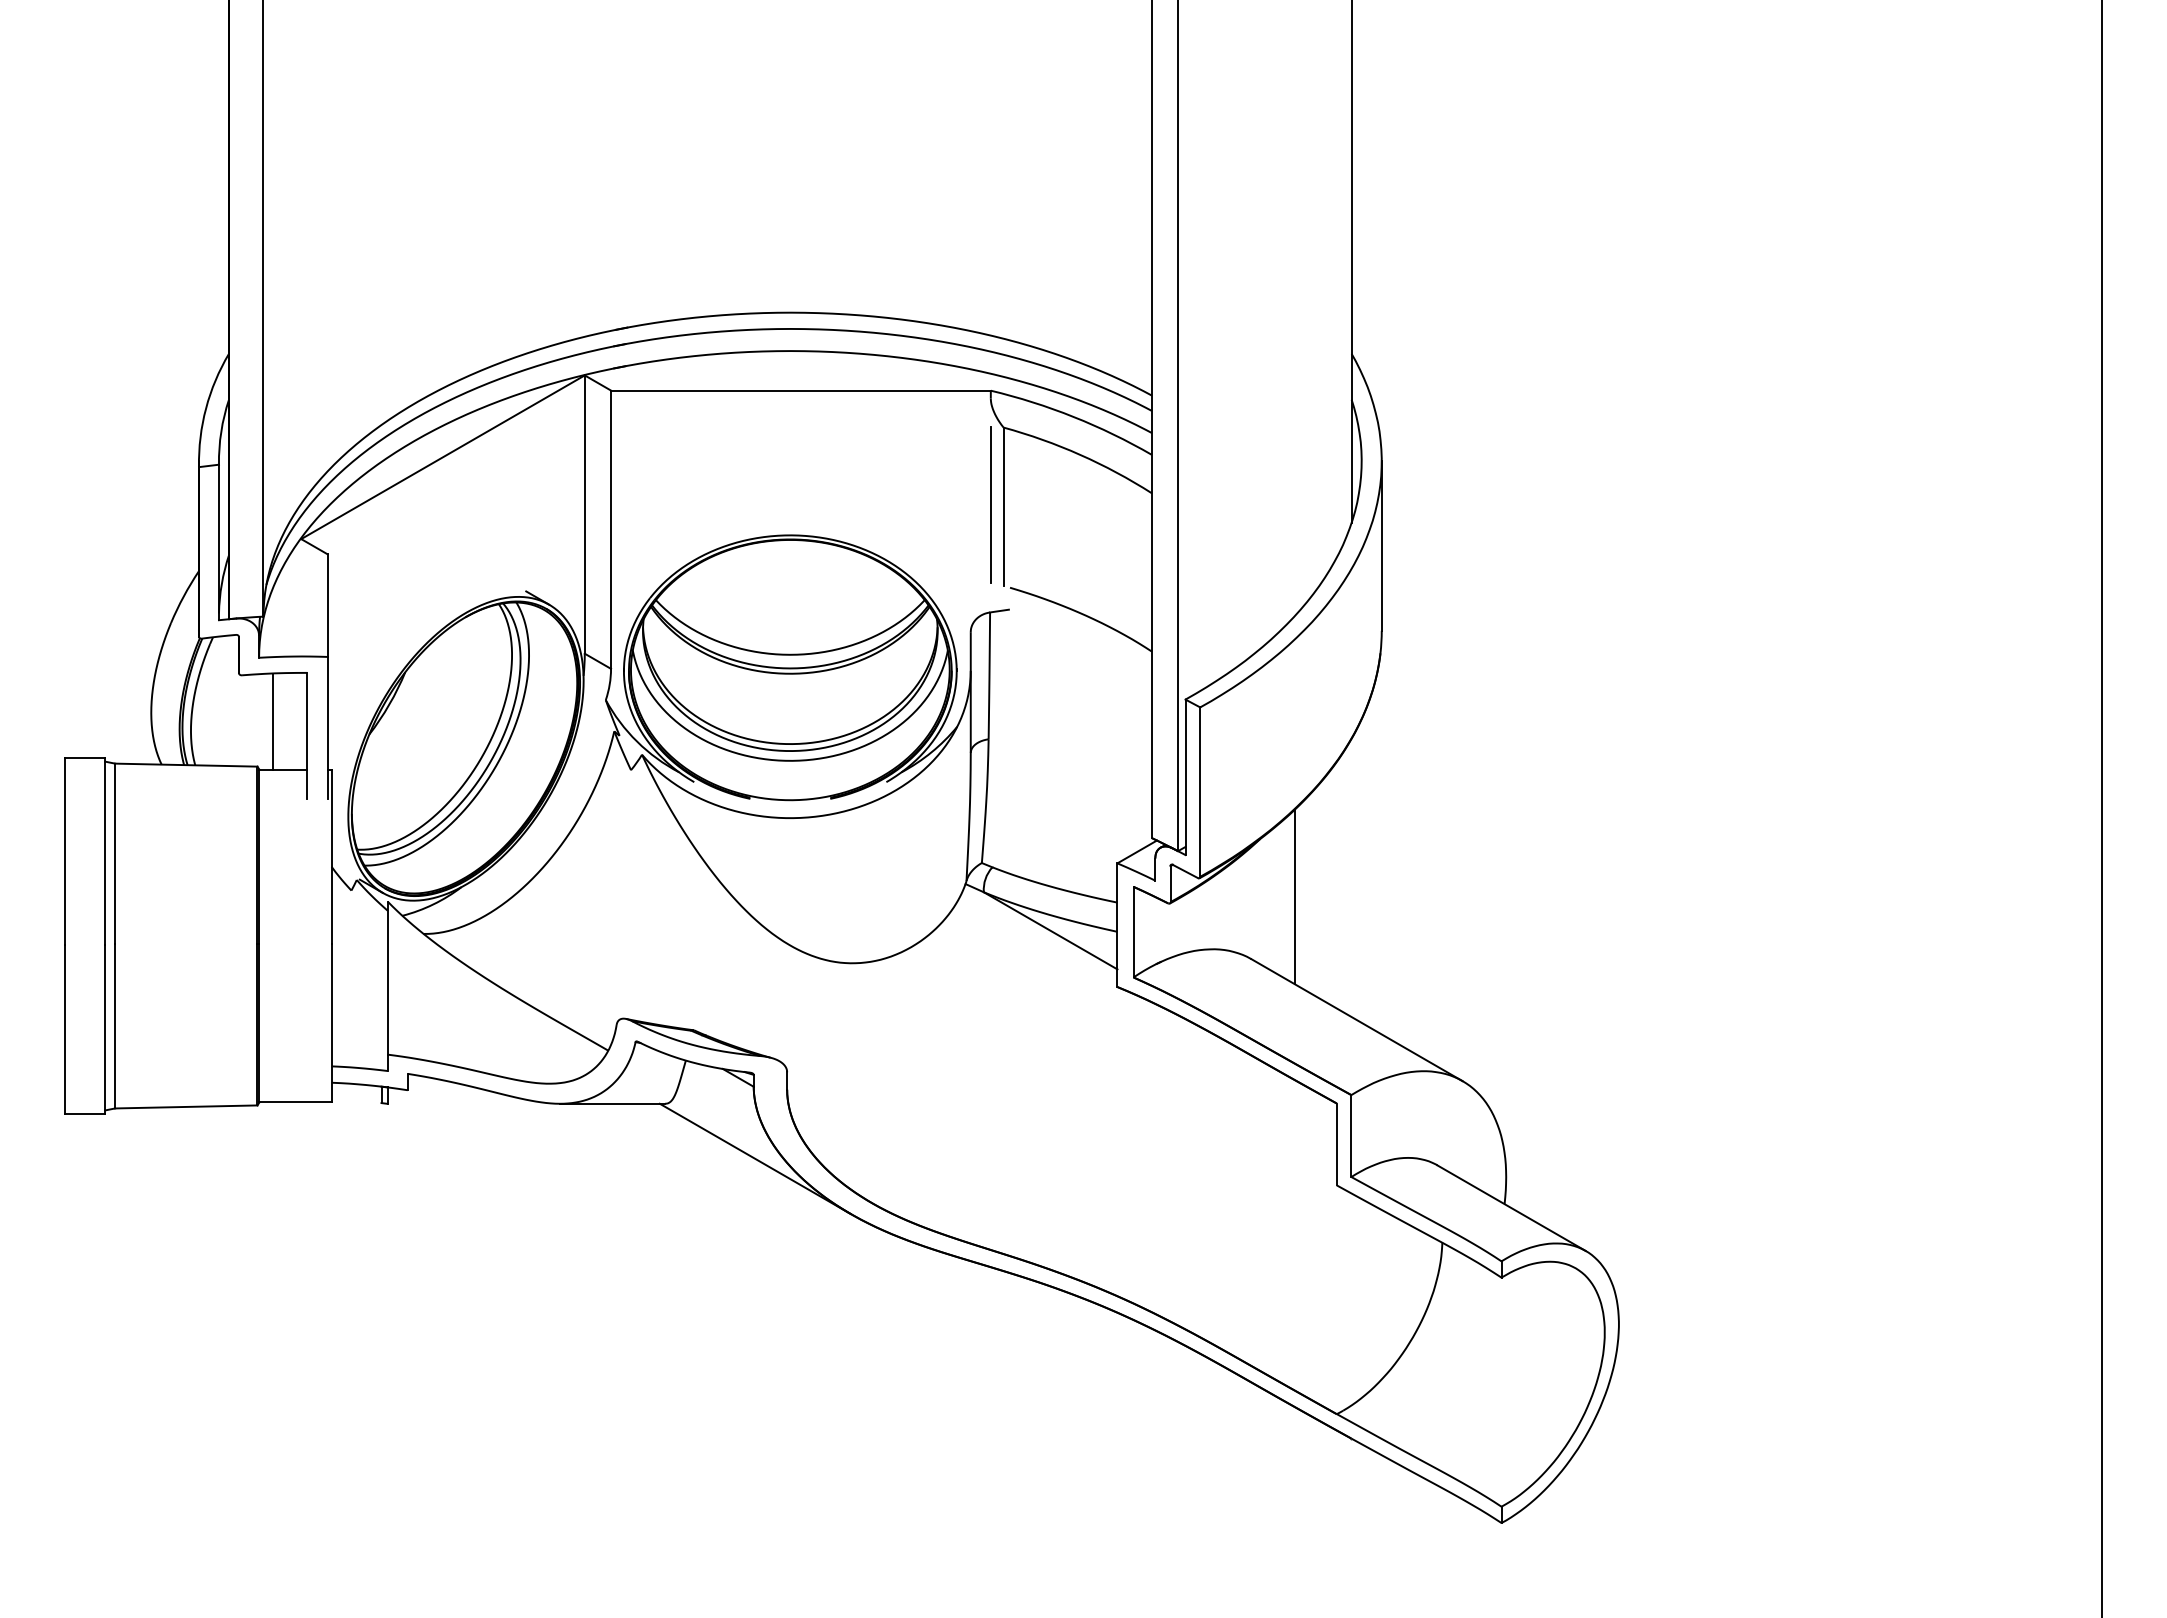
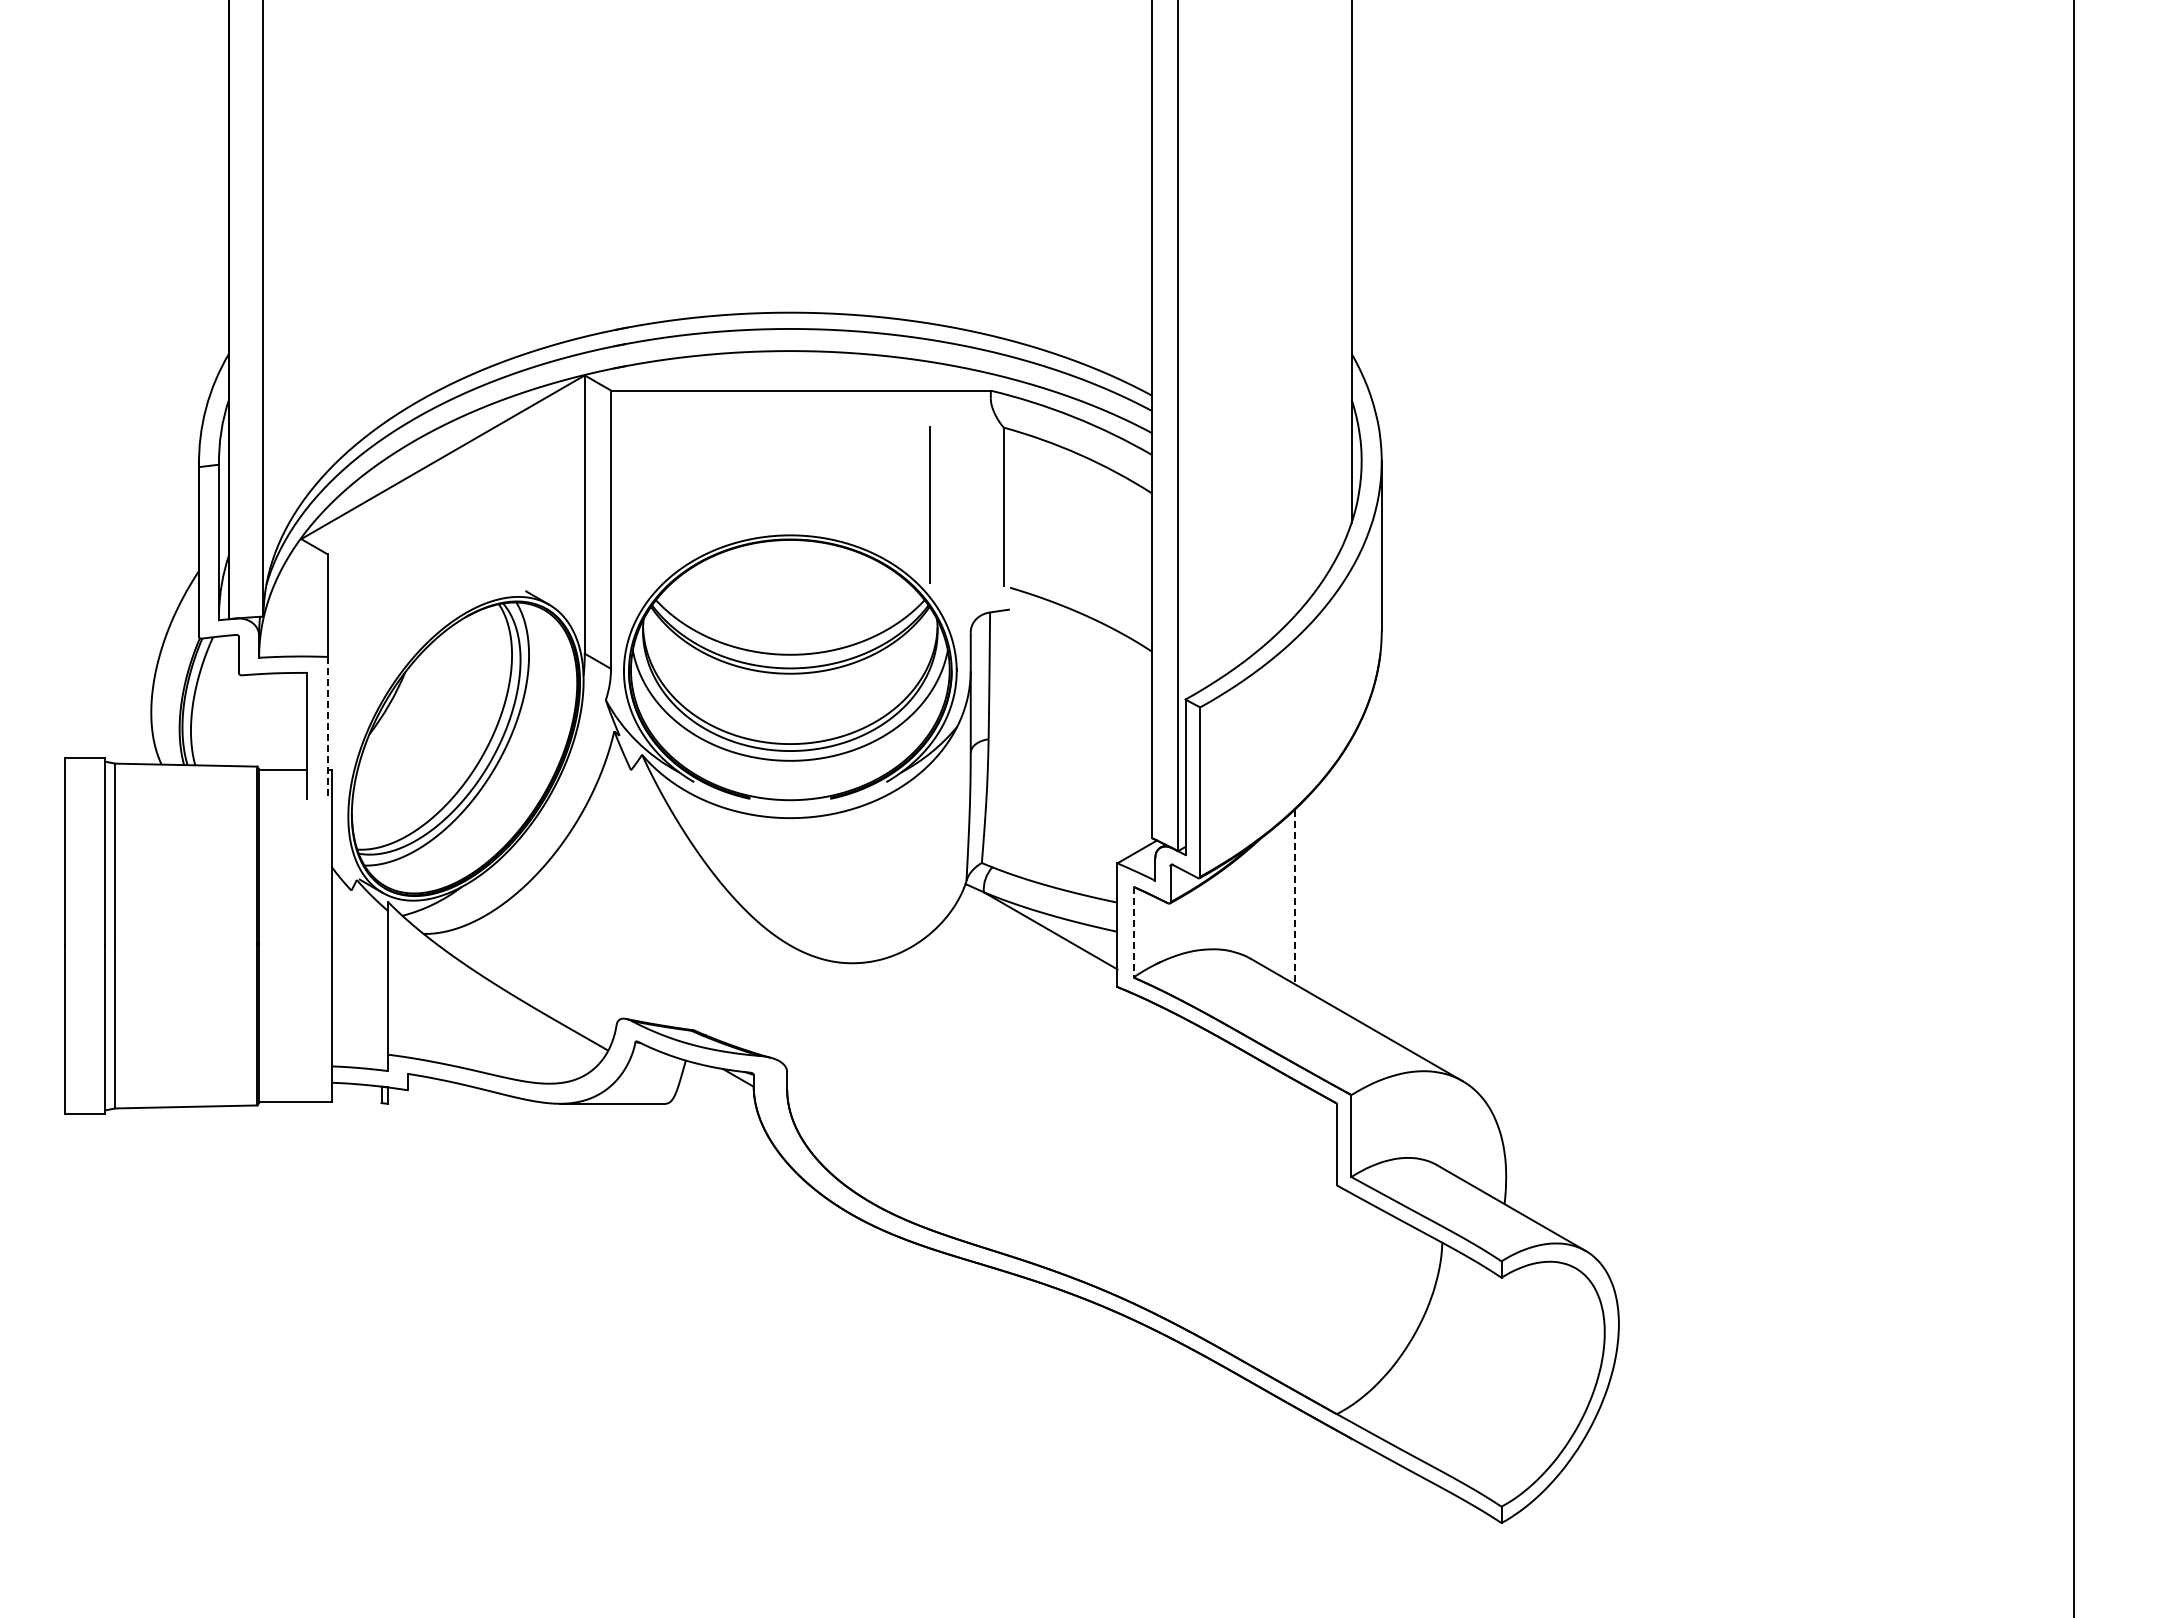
line position: (990, 504) -> (929, 504) (929, 504)
line: present -> none (272, 721)
line: solid -> dashed (327, 728)
line position: (2101, 808) -> (2073, 808) (2073, 808)
line: solid -> dashed (1294, 897)
line: solid -> dashed (1133, 932)
line: present -> none (754, 1158)
